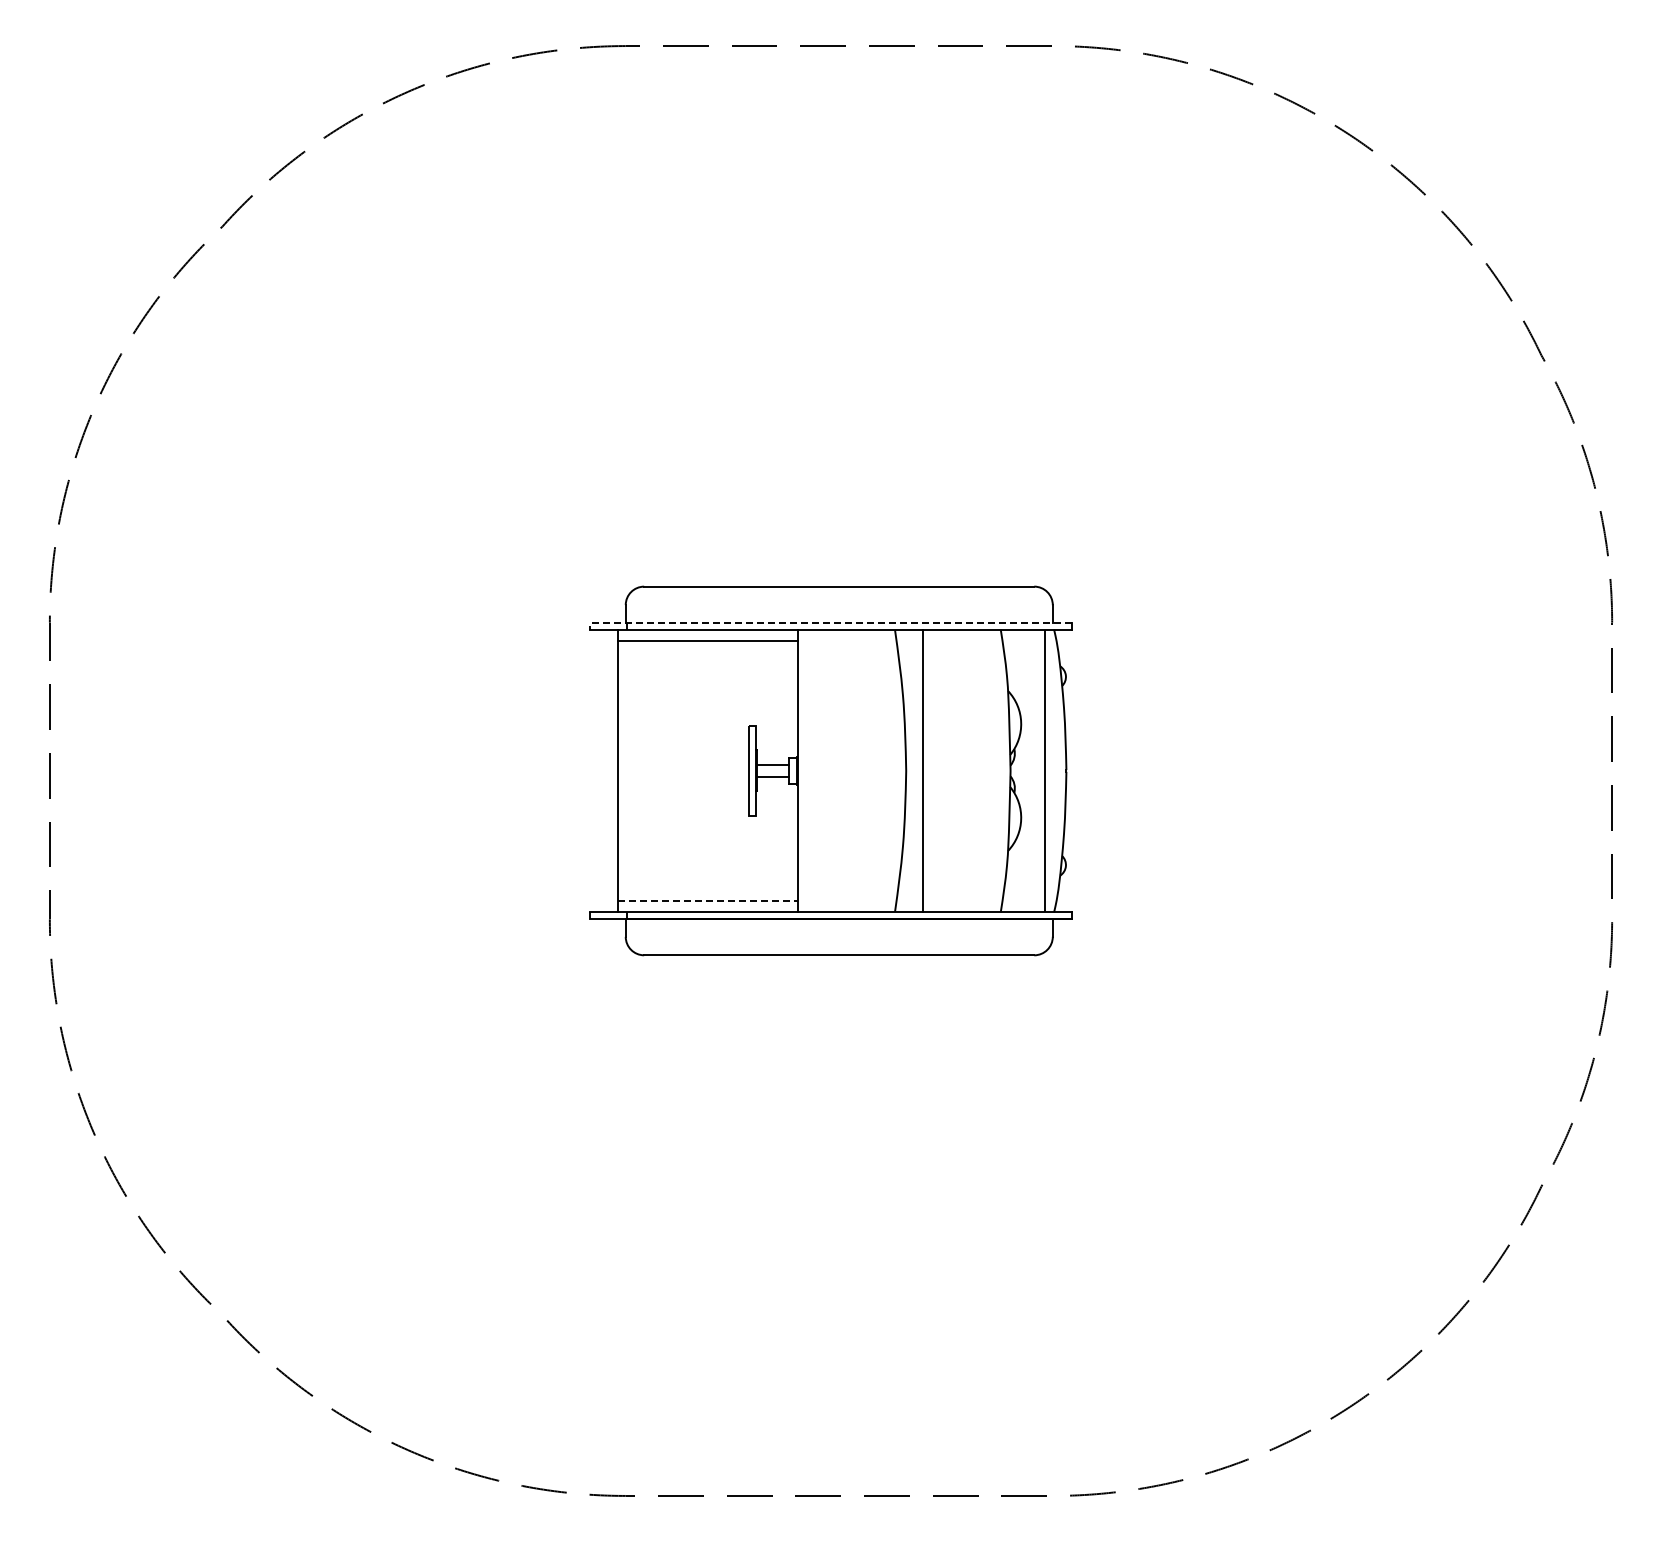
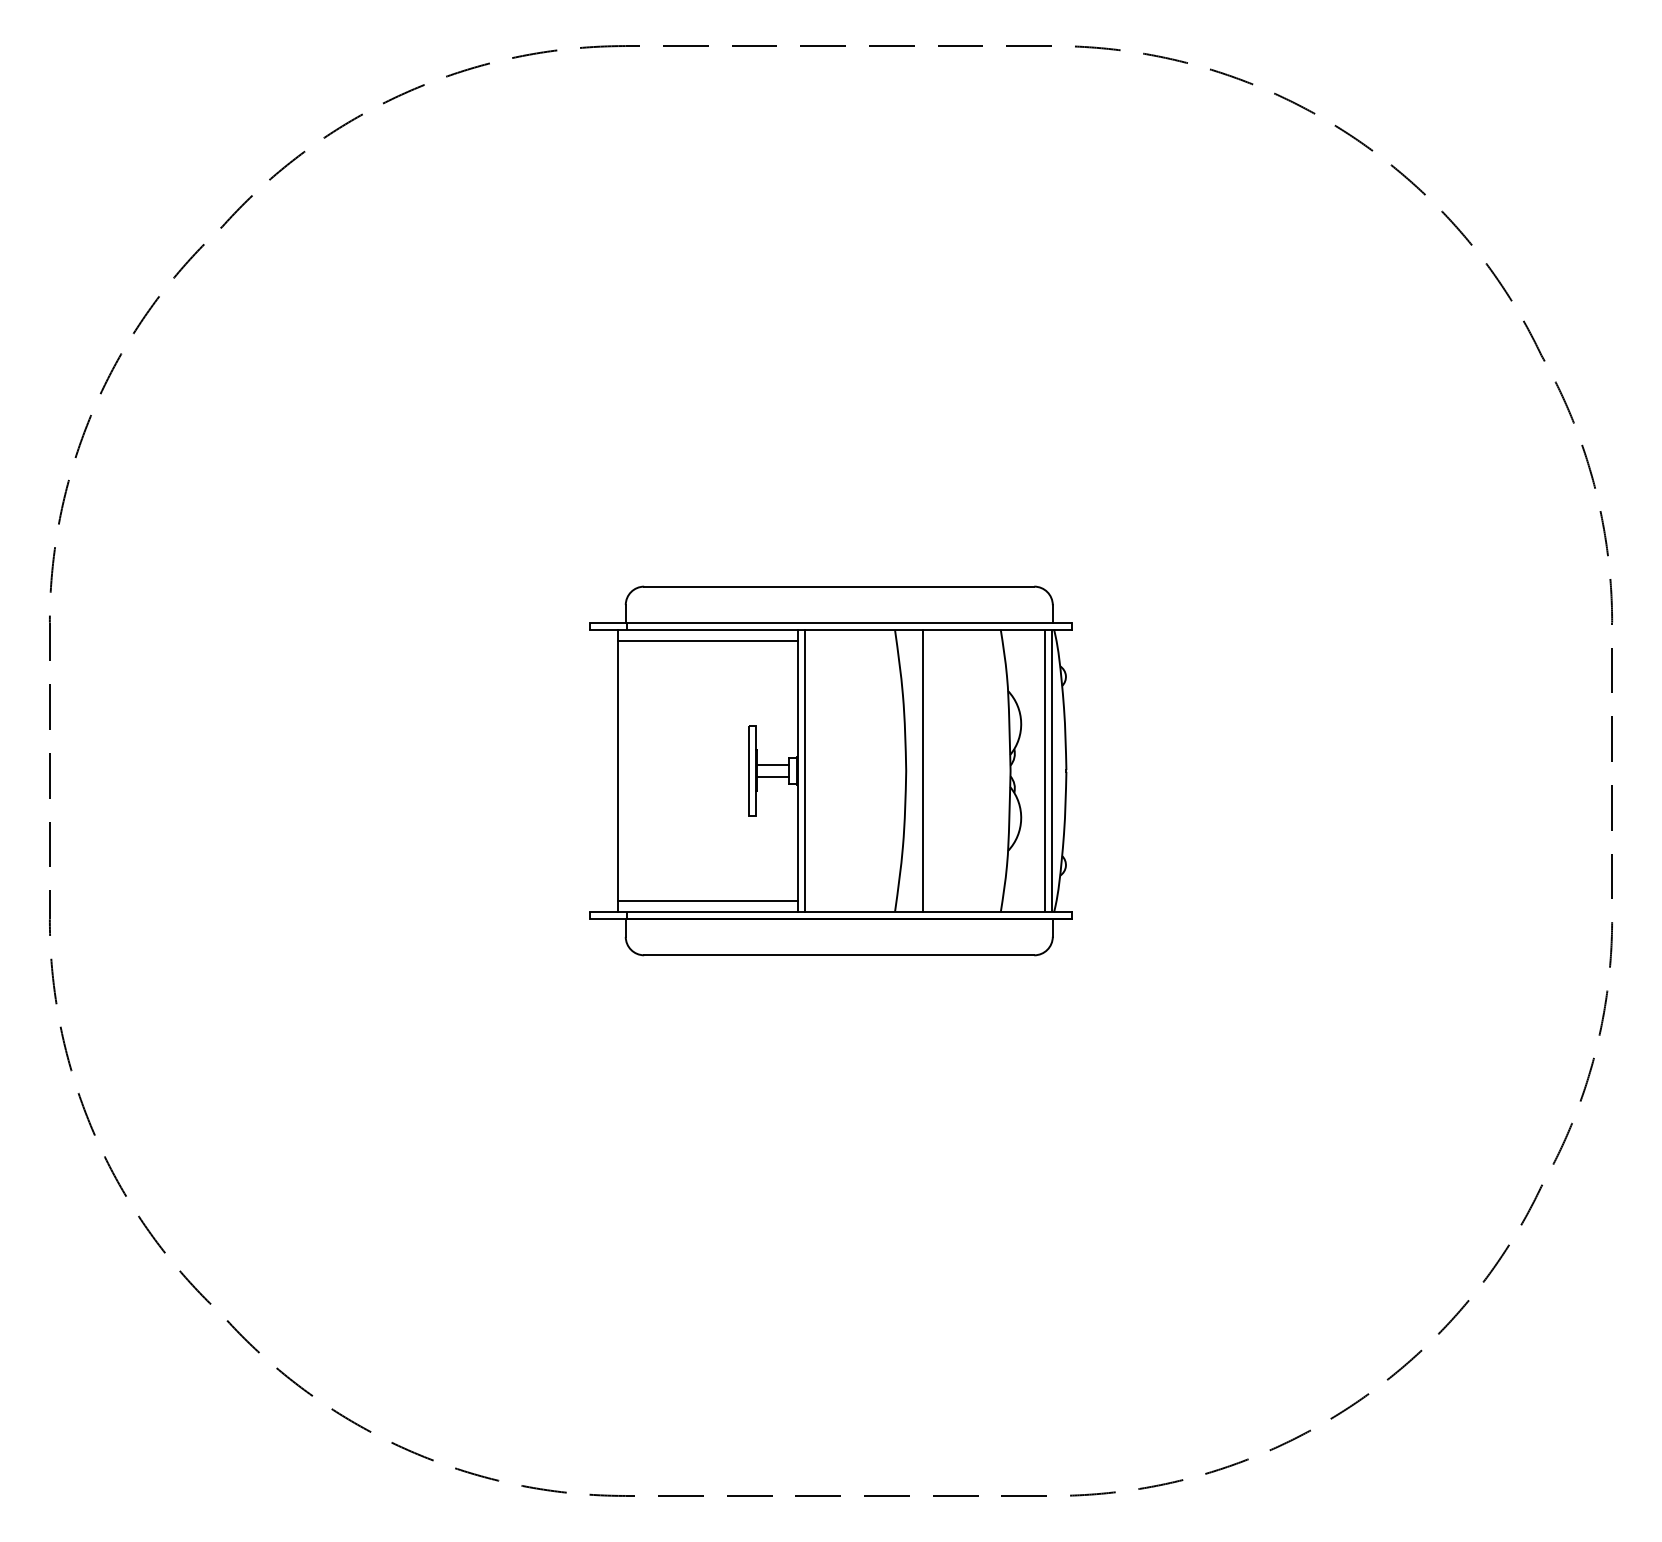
line: dashed -> solid (827, 622)
line: none -> present (804, 770)
line: none -> present (1051, 770)
line: dashed -> solid (708, 901)
